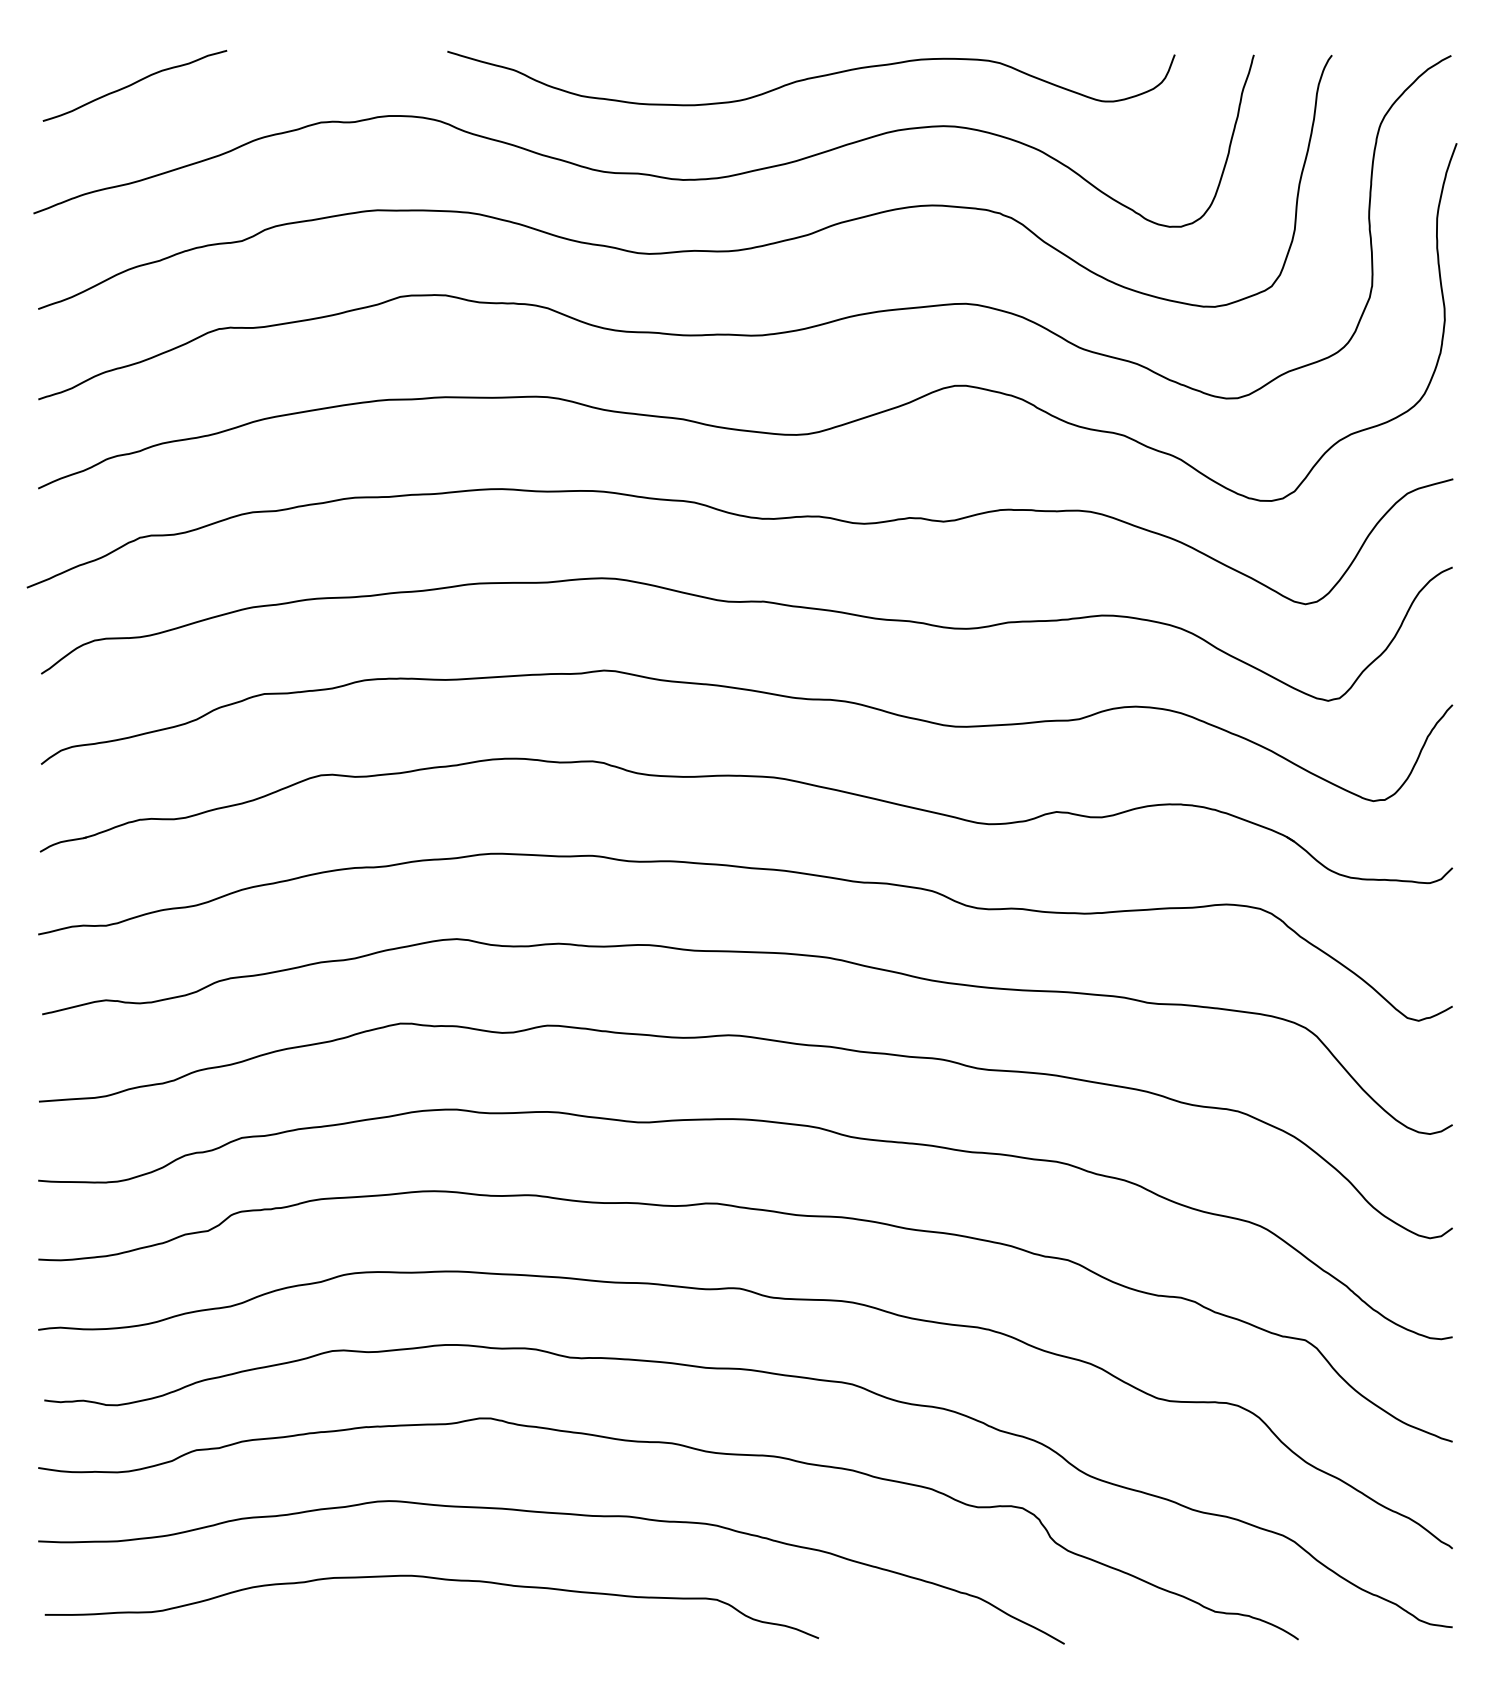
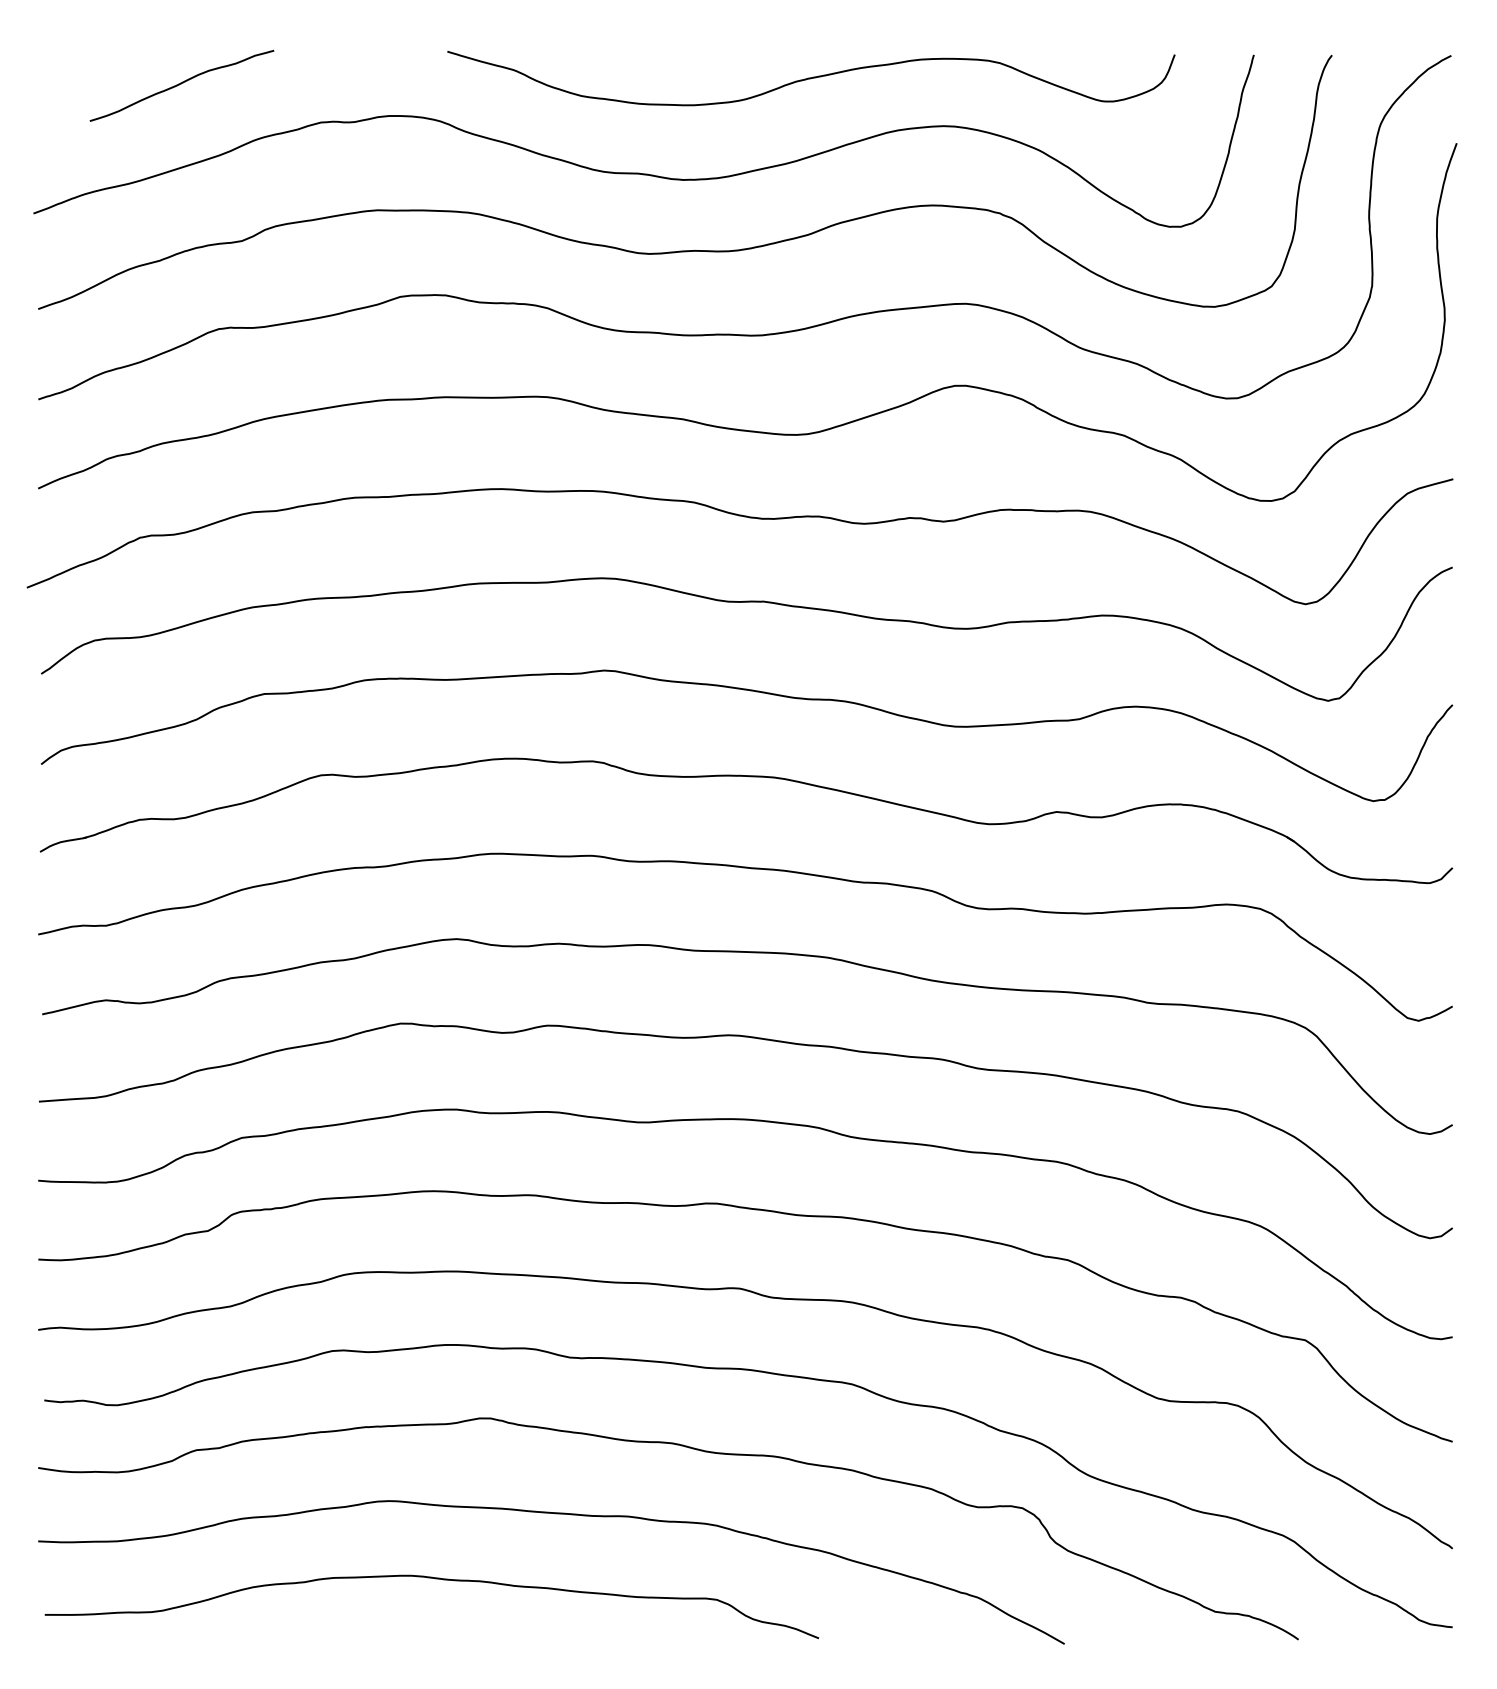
curve position: (134, 84) -> (181, 84) (181, 84)
